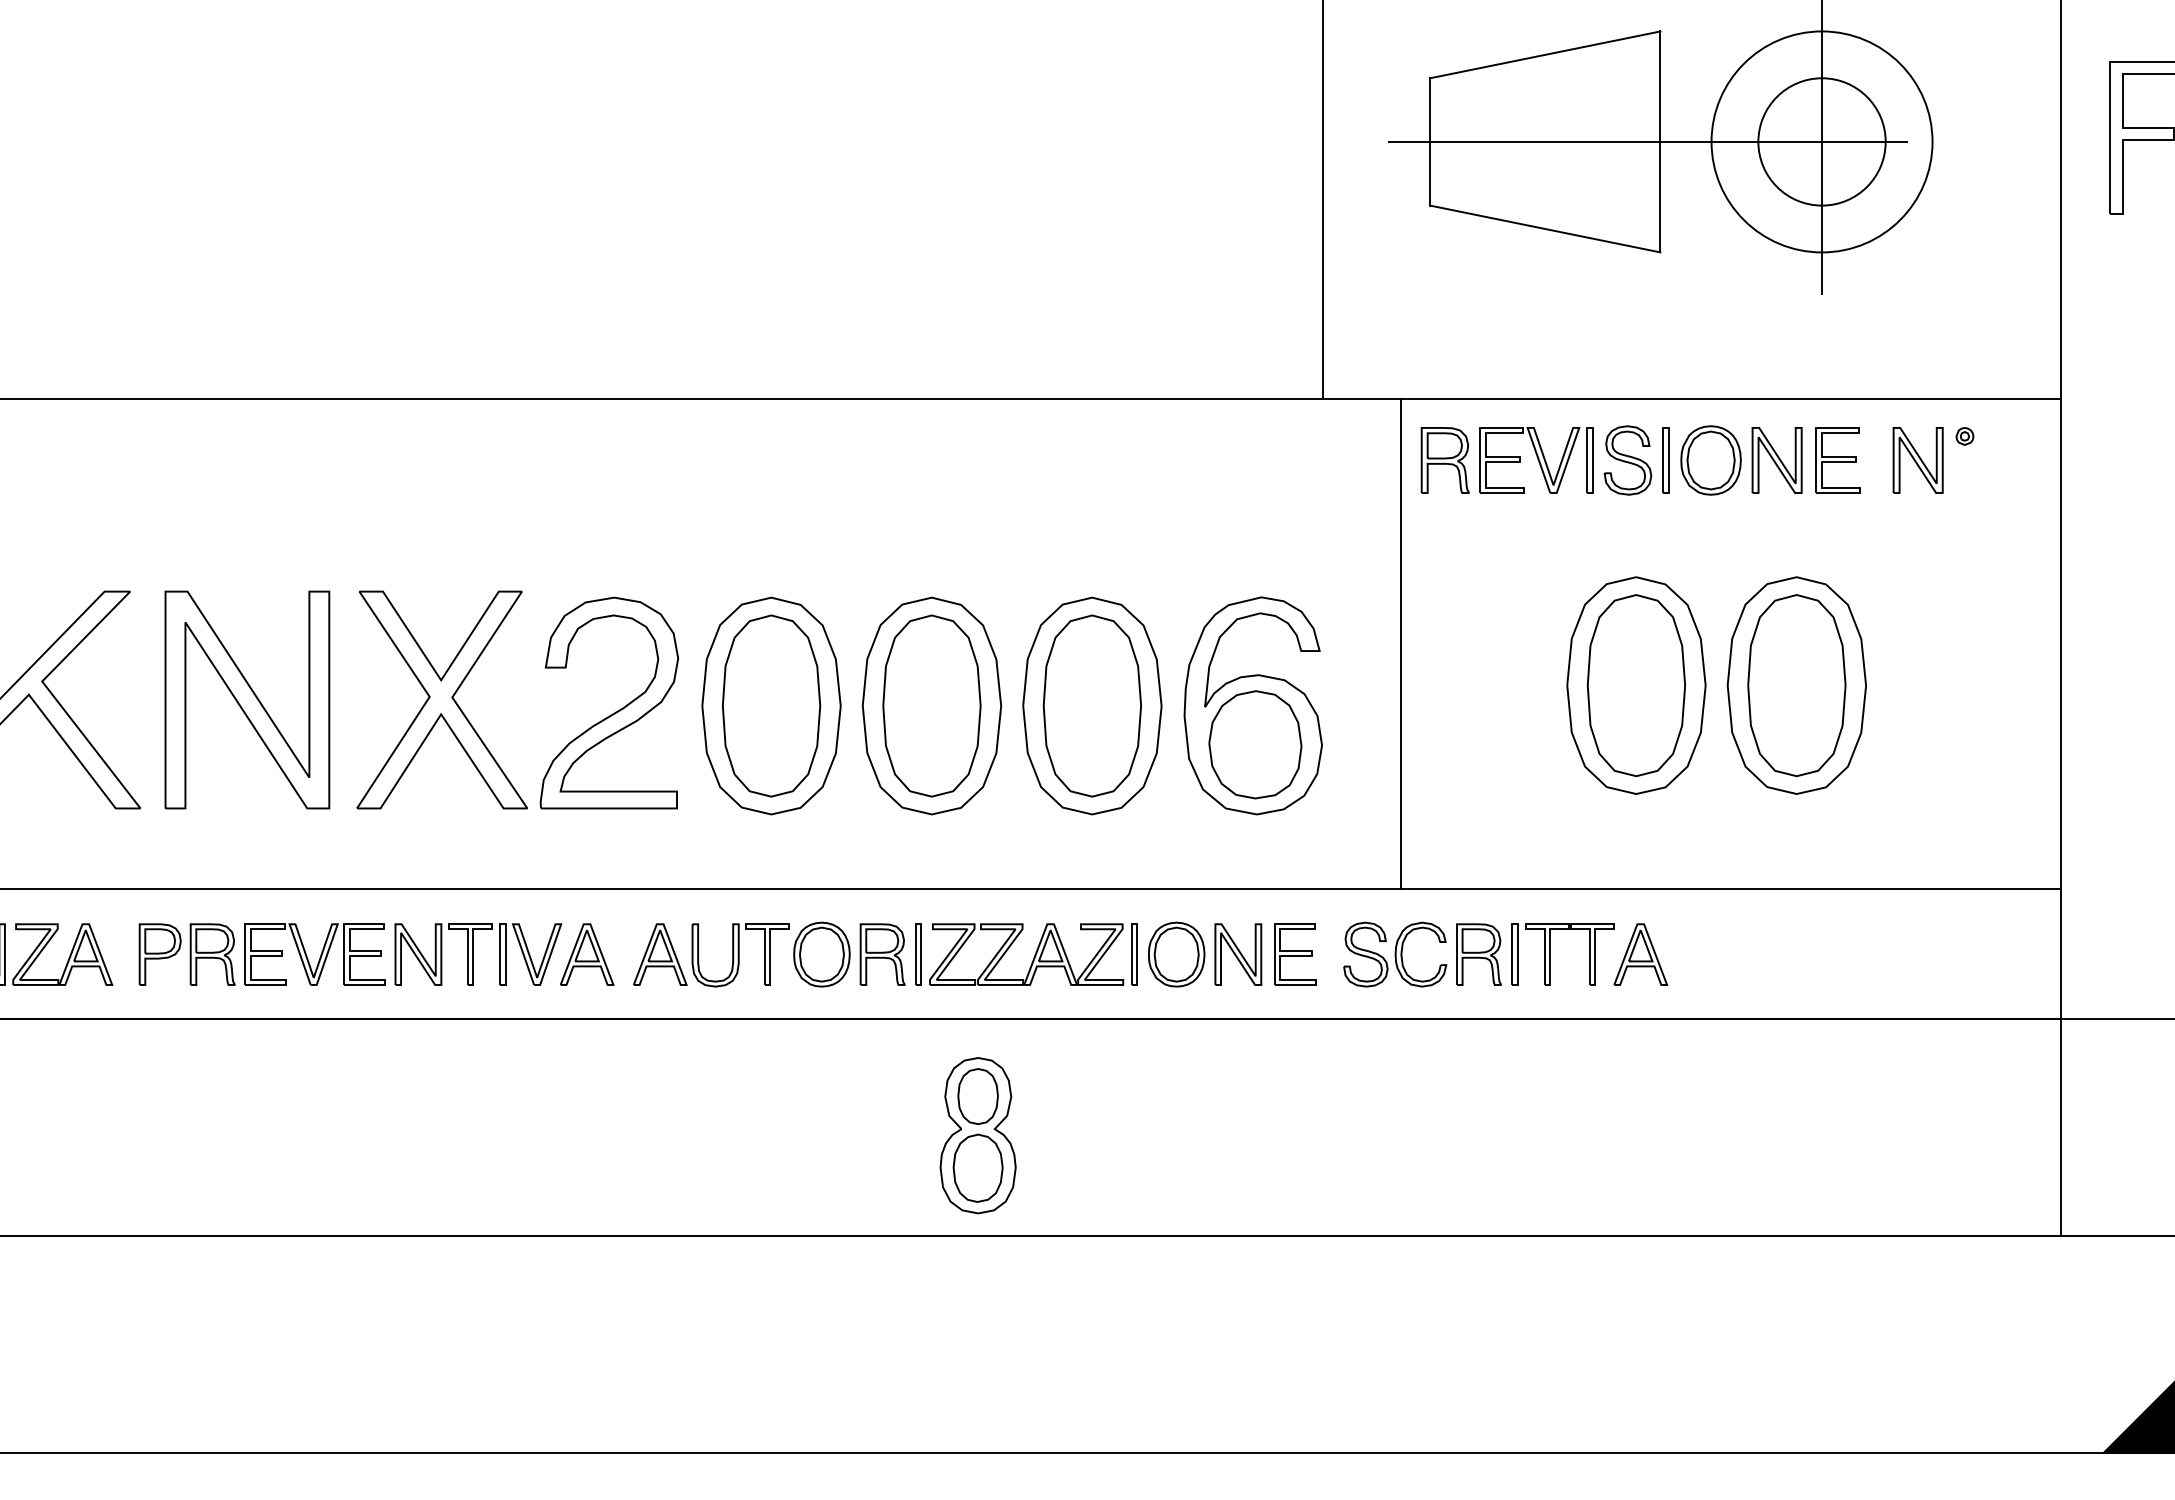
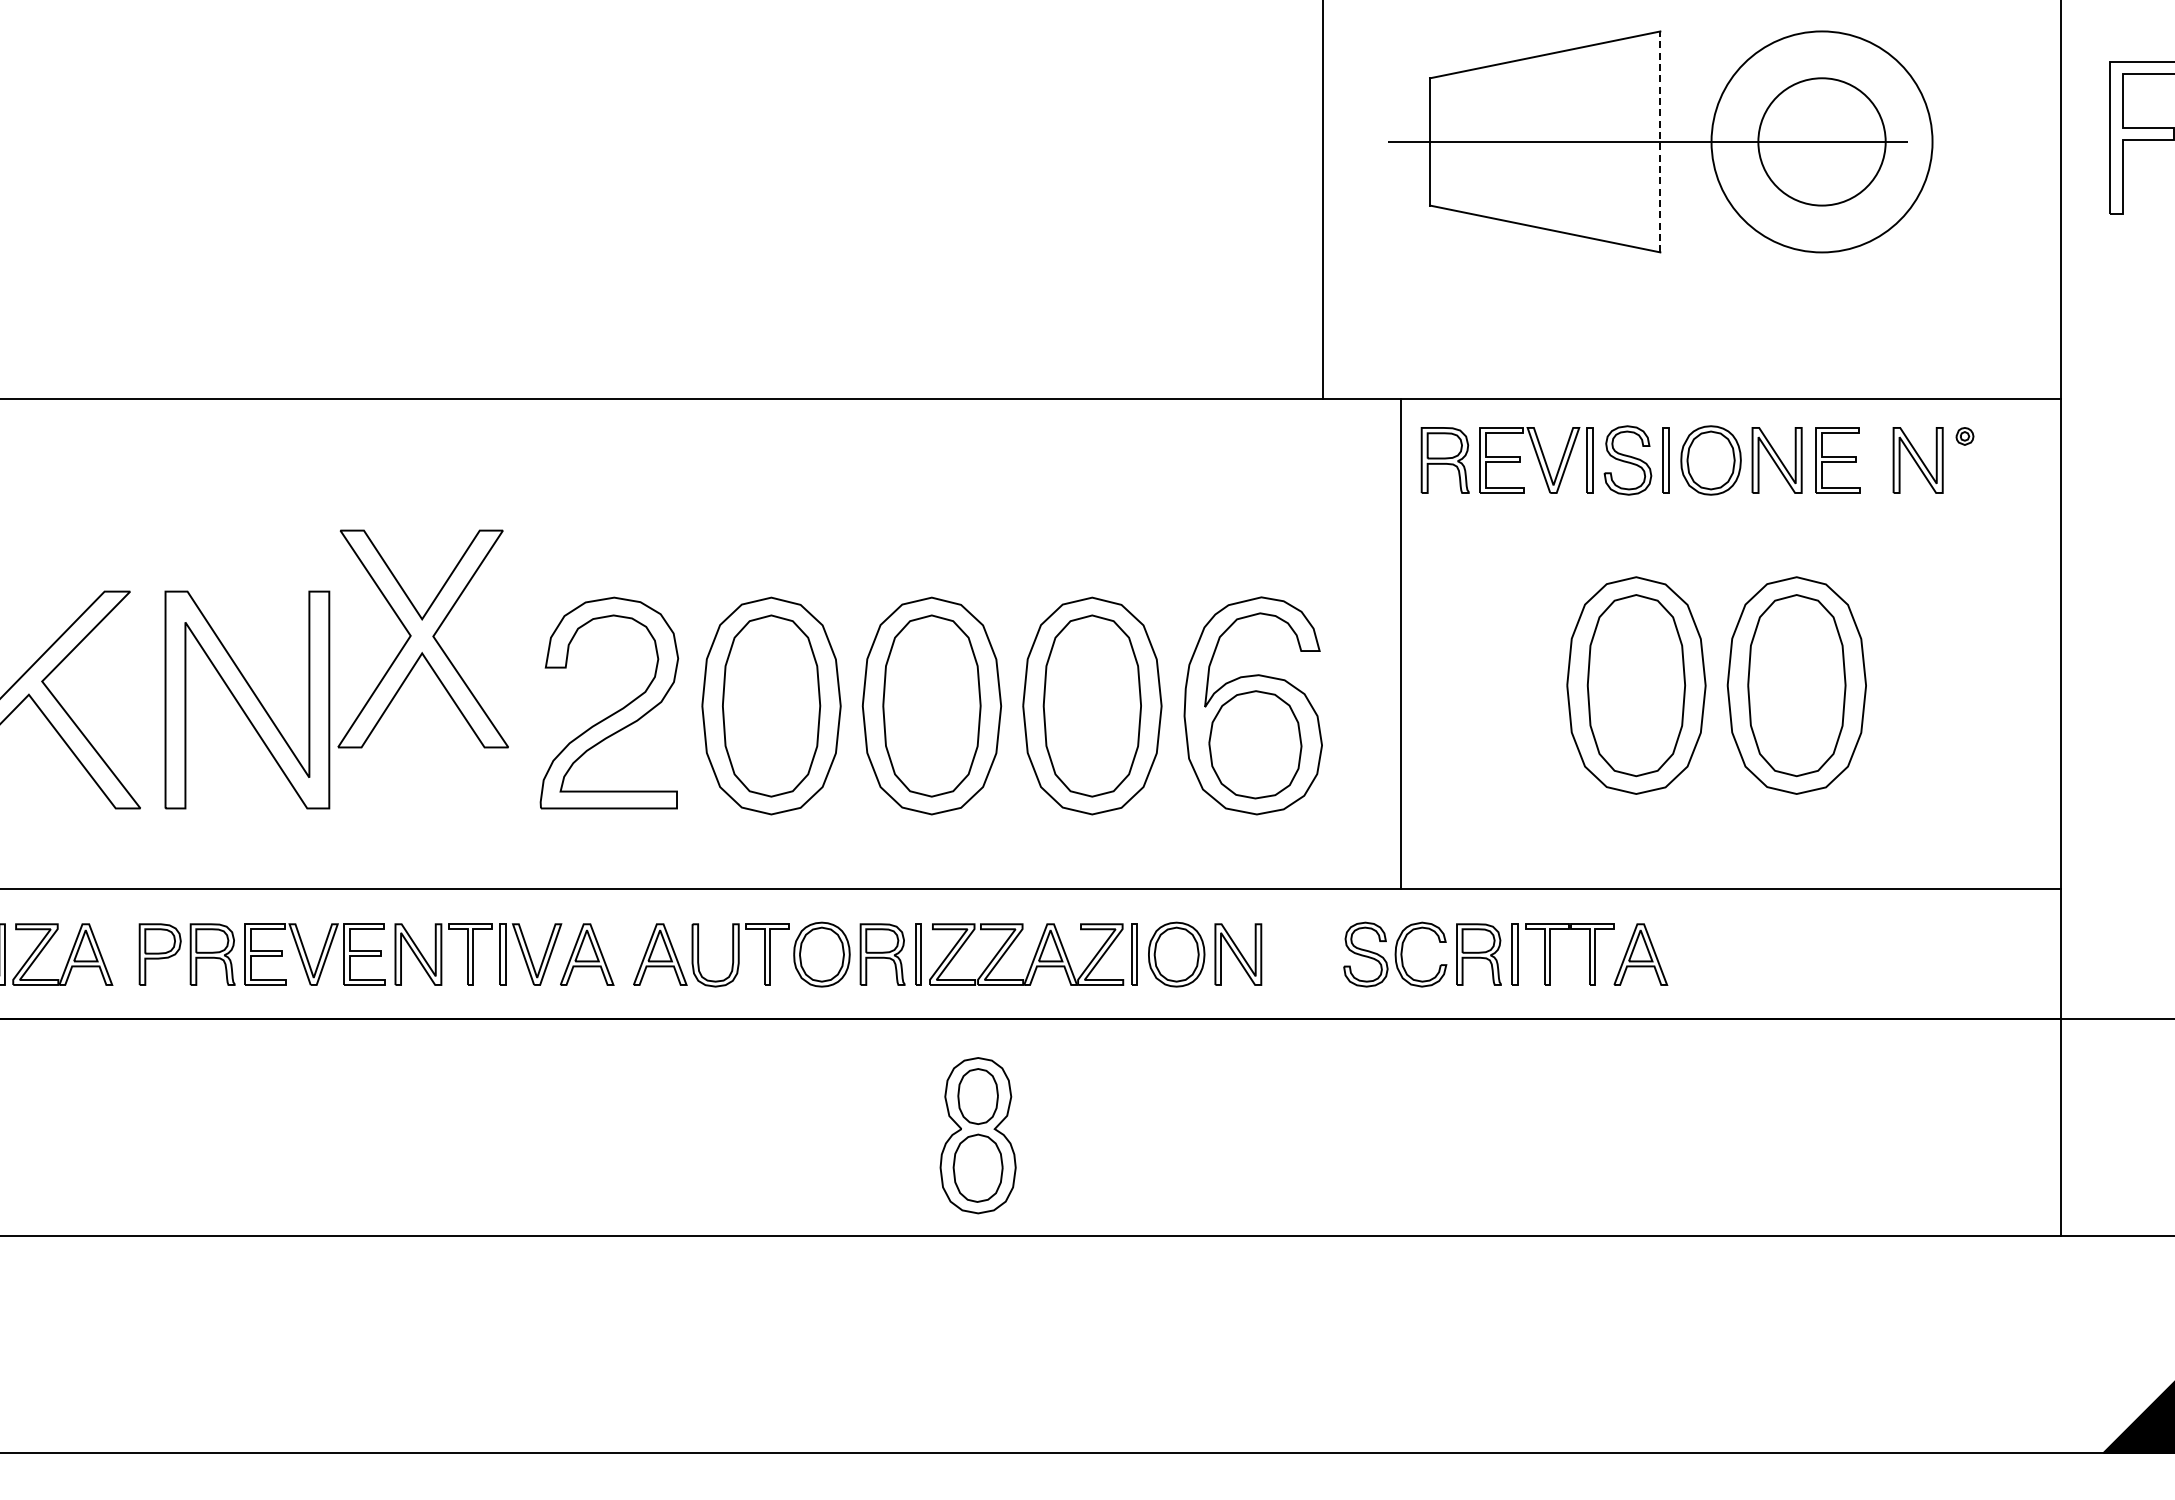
line: solid -> dashed (1660, 141)
line: present -> none (1822, 148)
part position: (441, 699) -> (422, 638) (422, 638)
part: present -> none (1295, 954)
